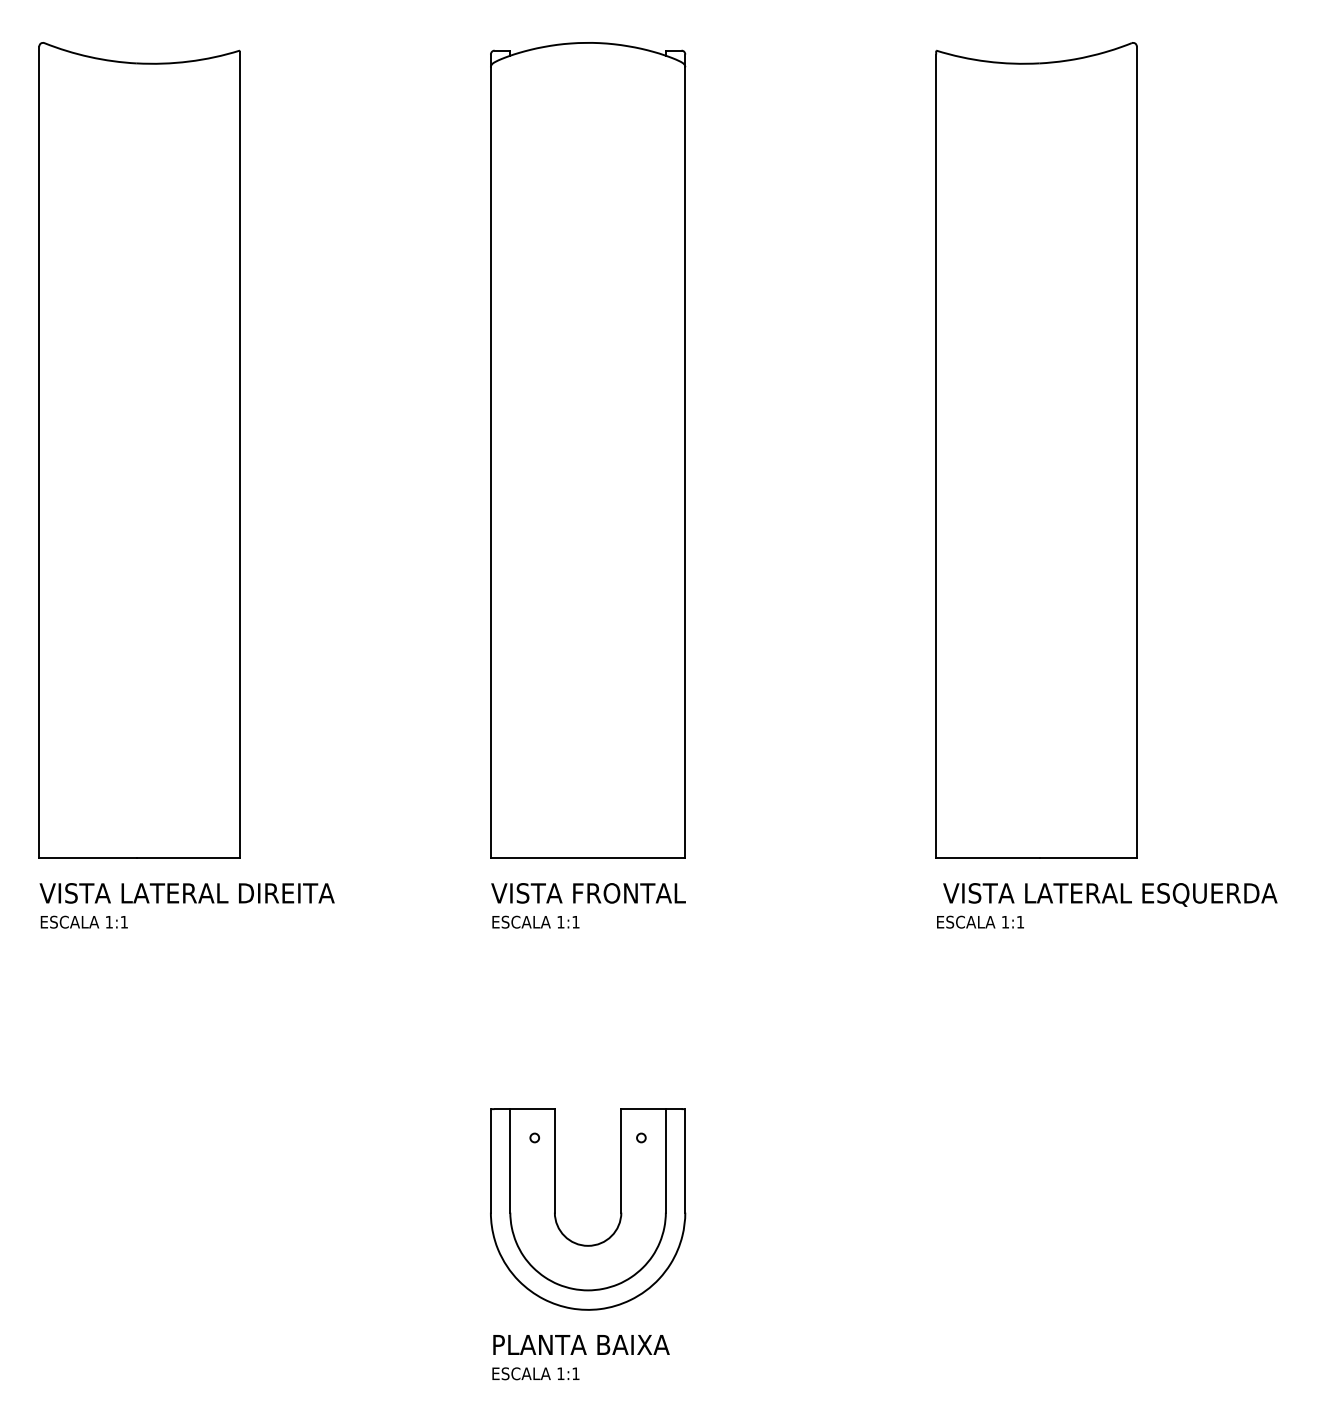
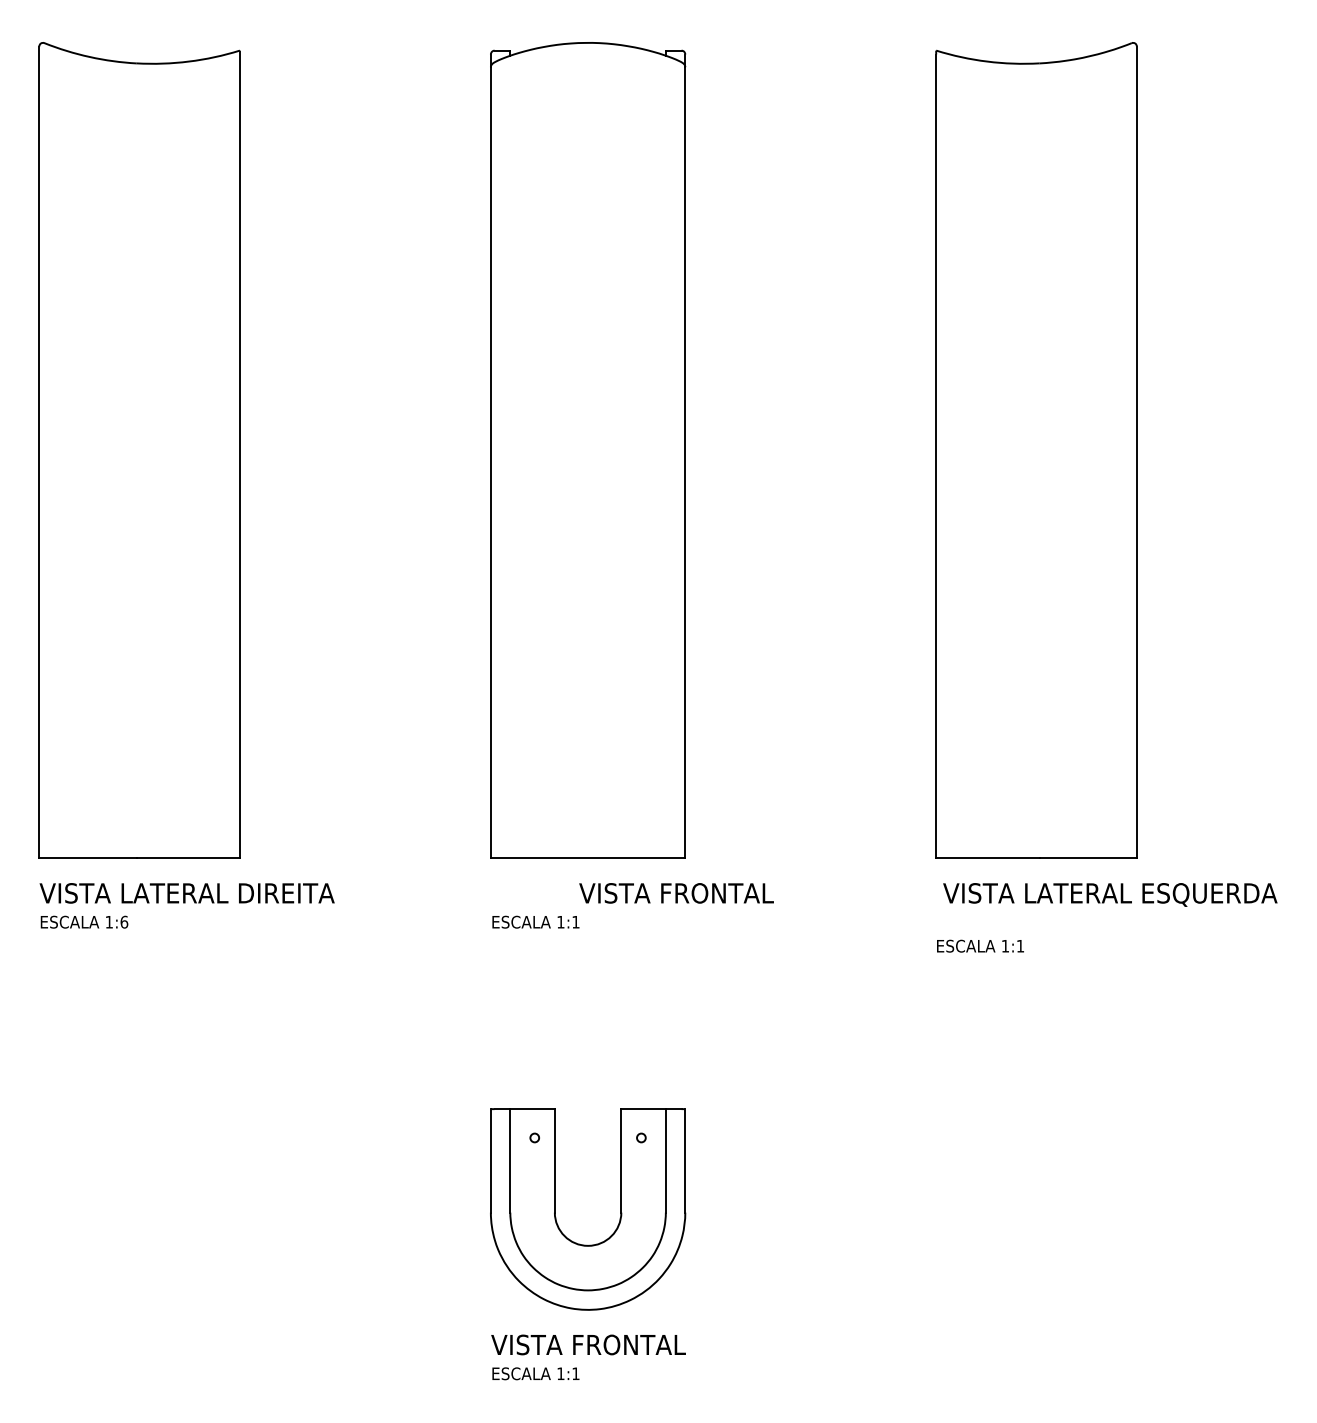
text position: (588, 893) -> (676, 893) (676, 893)
text: 1:1 -> 1:6 (124, 921)
text position: (980, 921) -> (980, 945) (980, 945)
text: PLANTA BAIXA -> VISTA FRONTAL (588, 1344)
